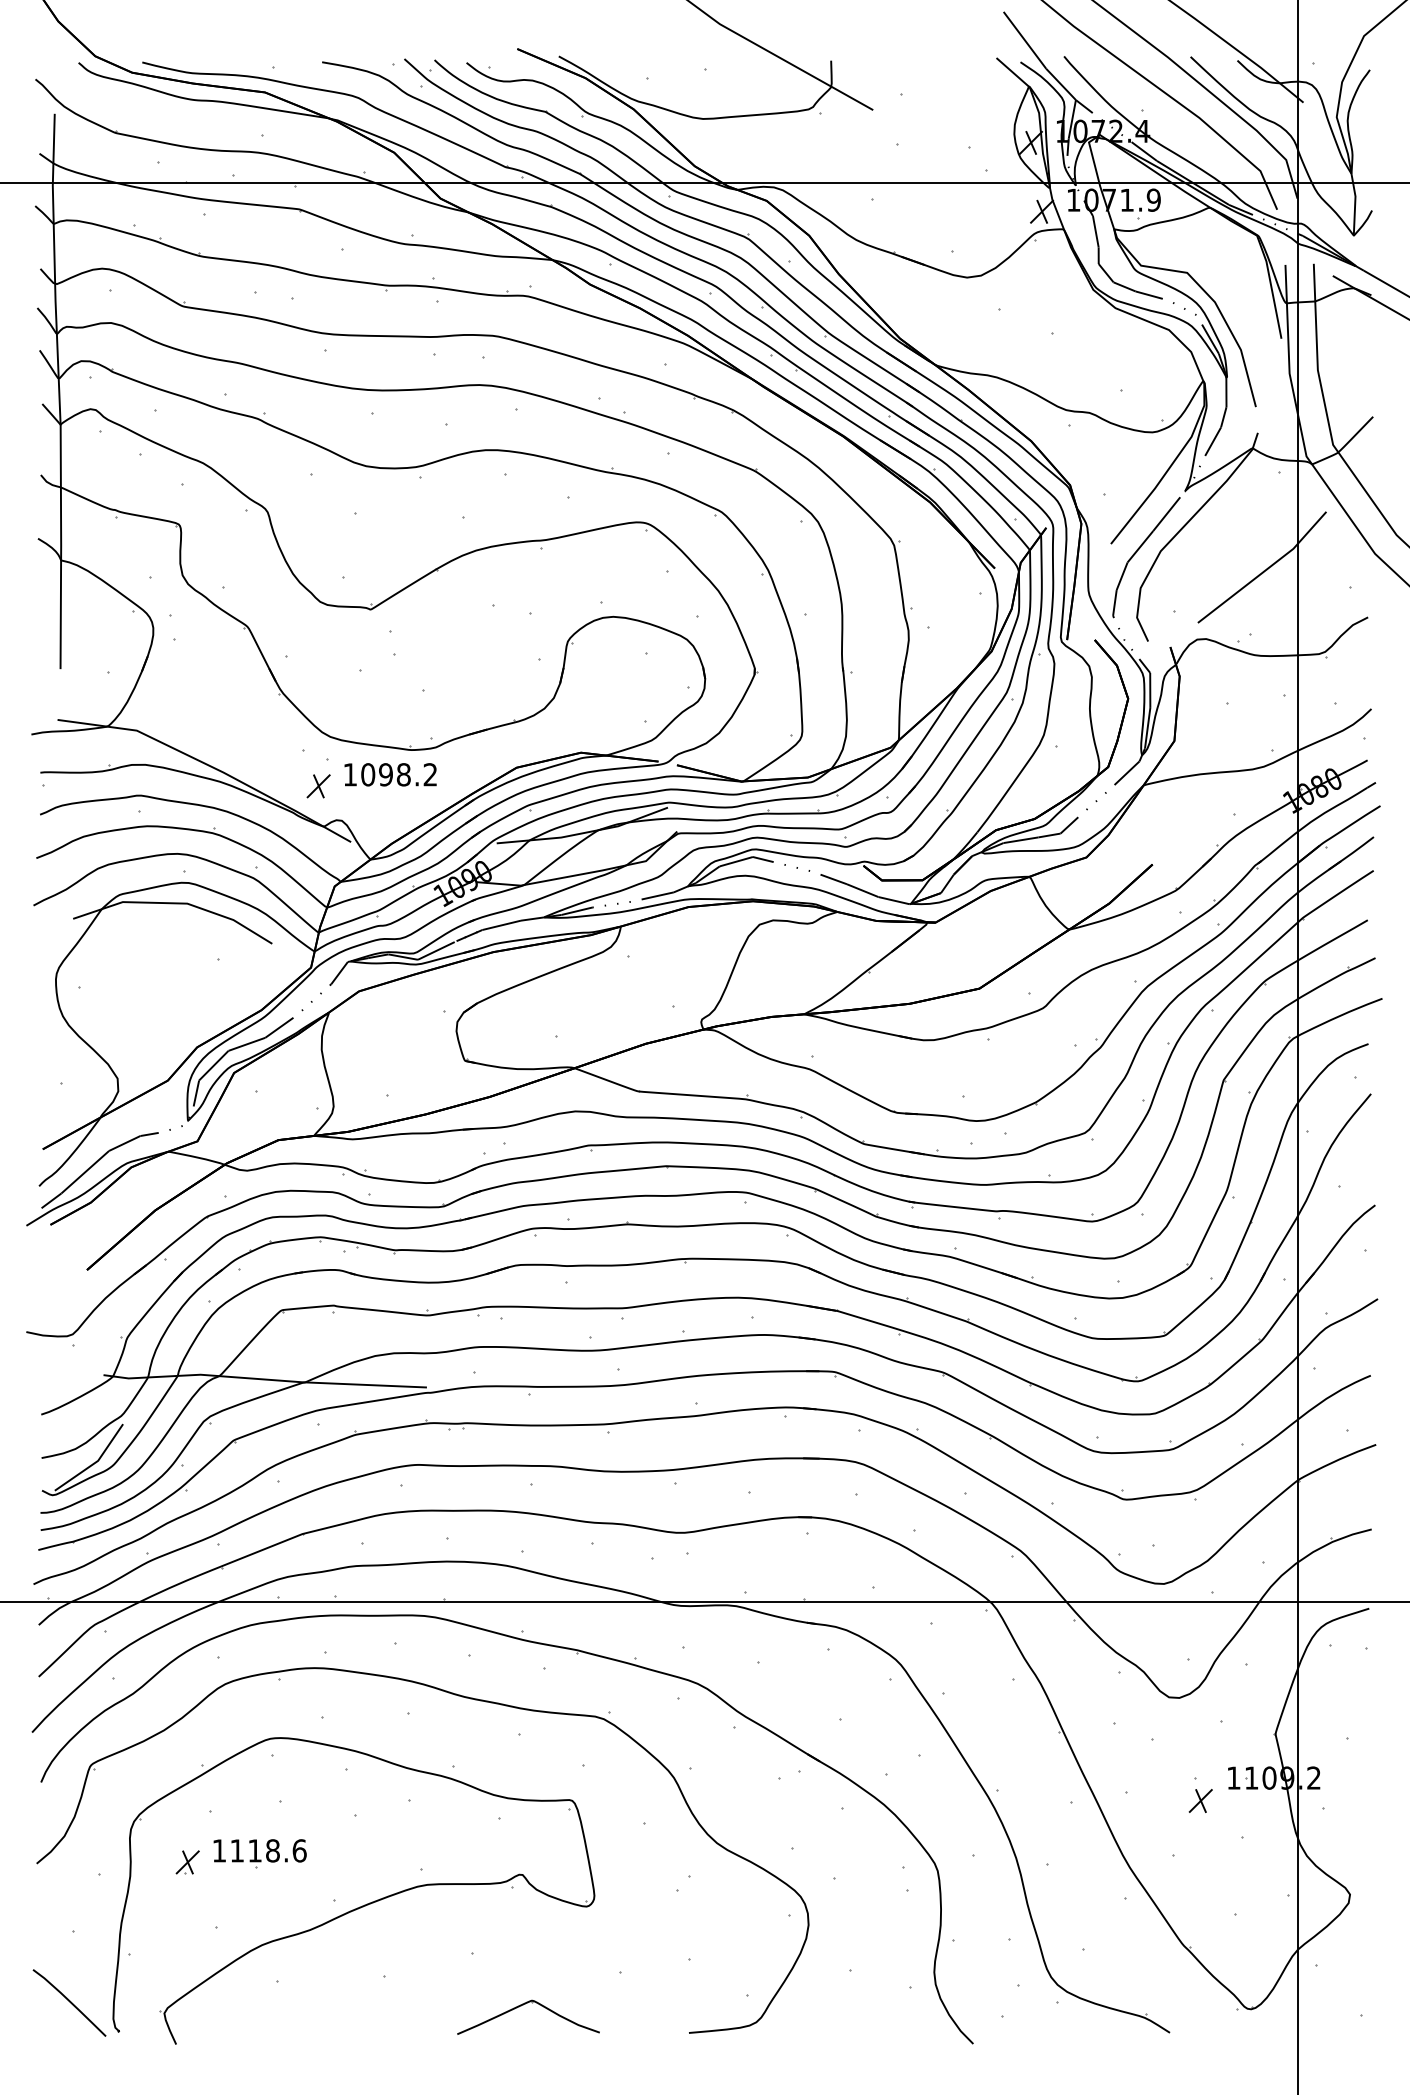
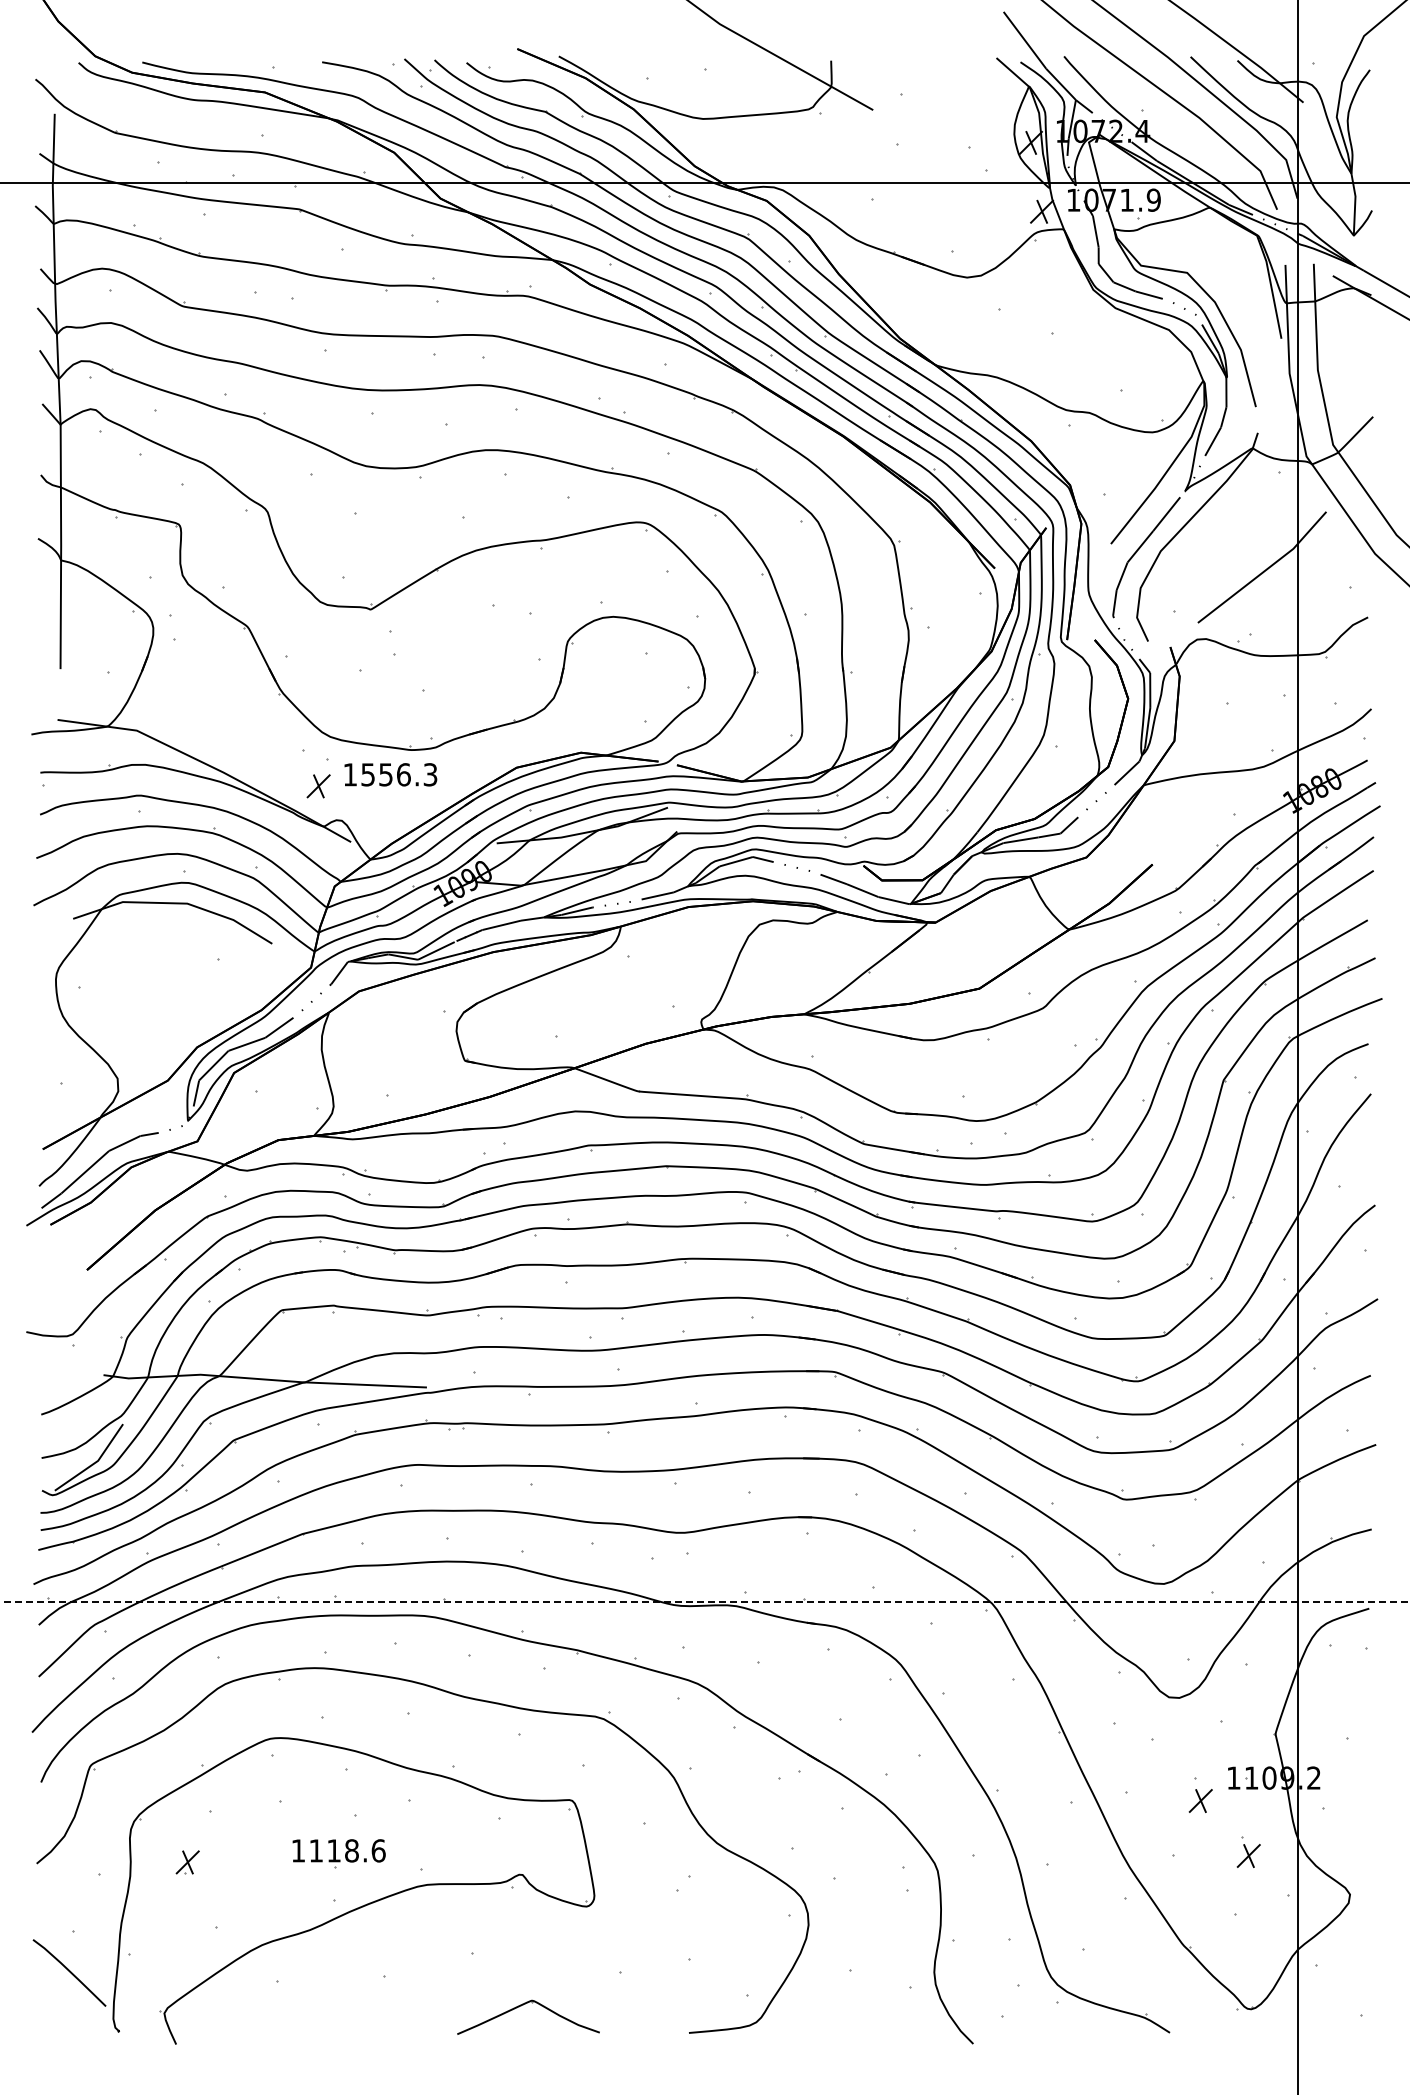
text: 1098.2 -> 1556.3 (399, 774)
line: solid -> dashed (705, 1601)
part position: (259, 1853) -> (338, 1853) (338, 1853)
part: none -> present (1248, 1855)
curve position: (69, 2002) -> (69, 1972) (69, 1972)
